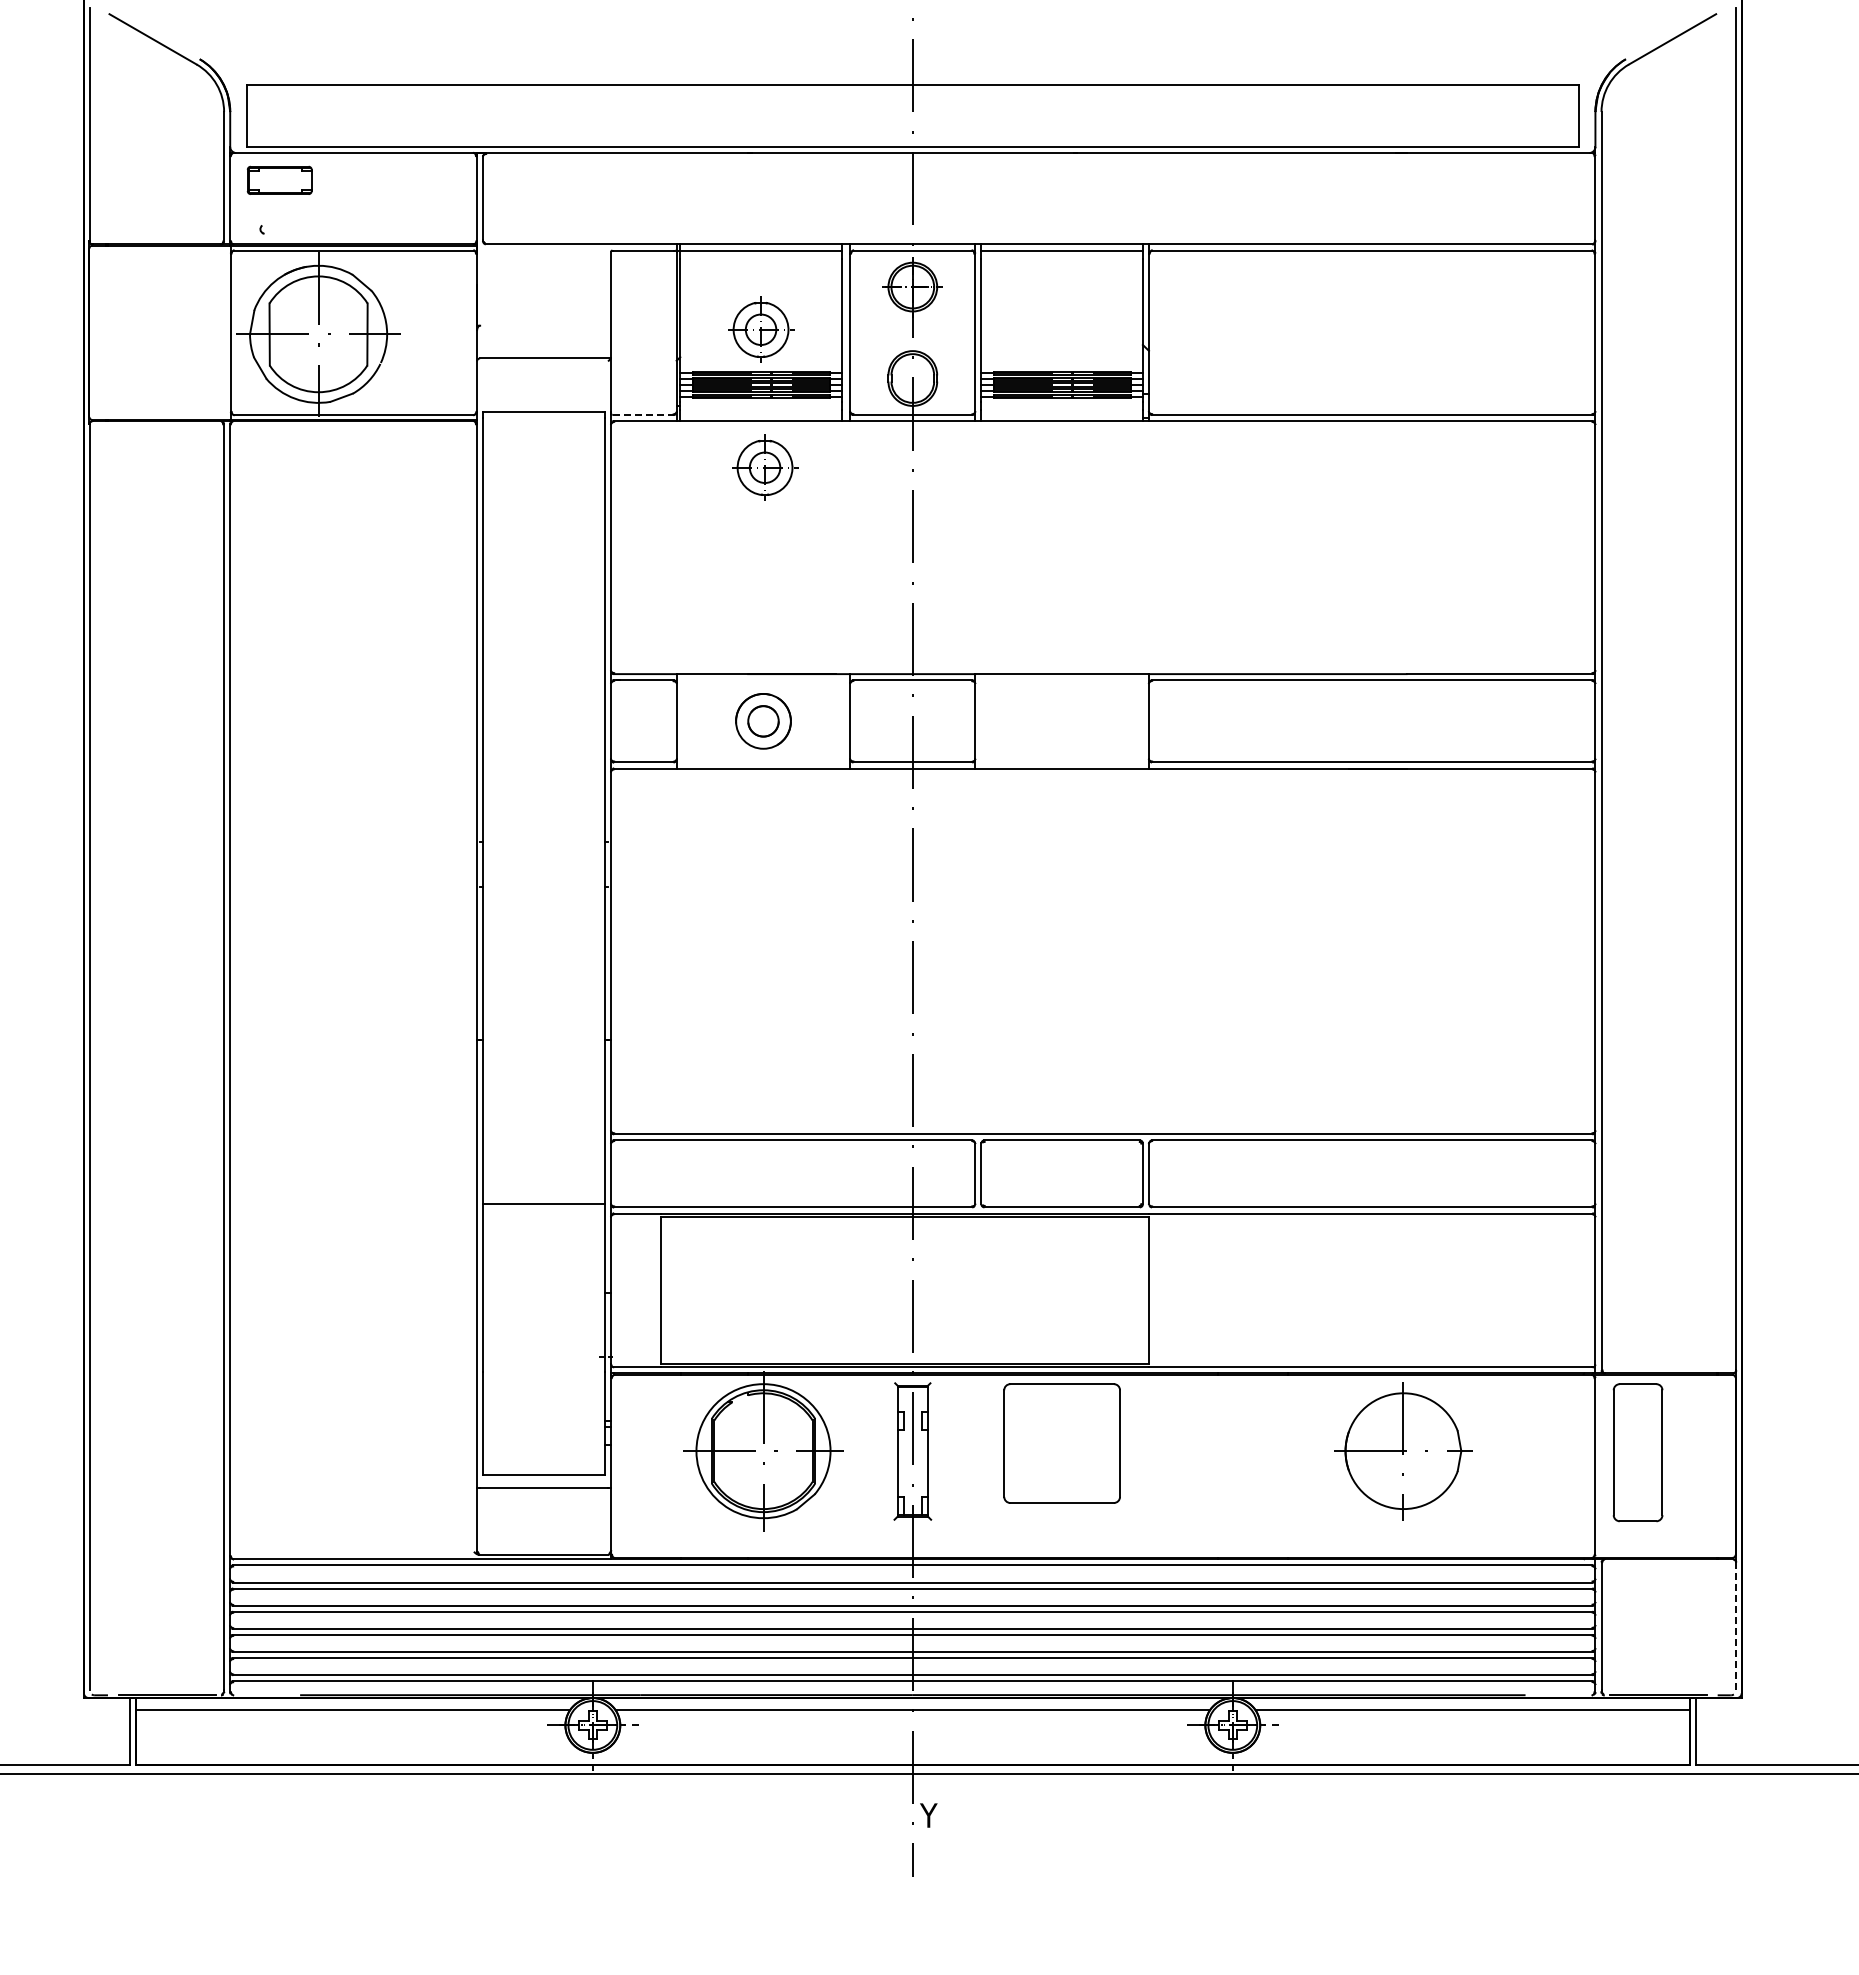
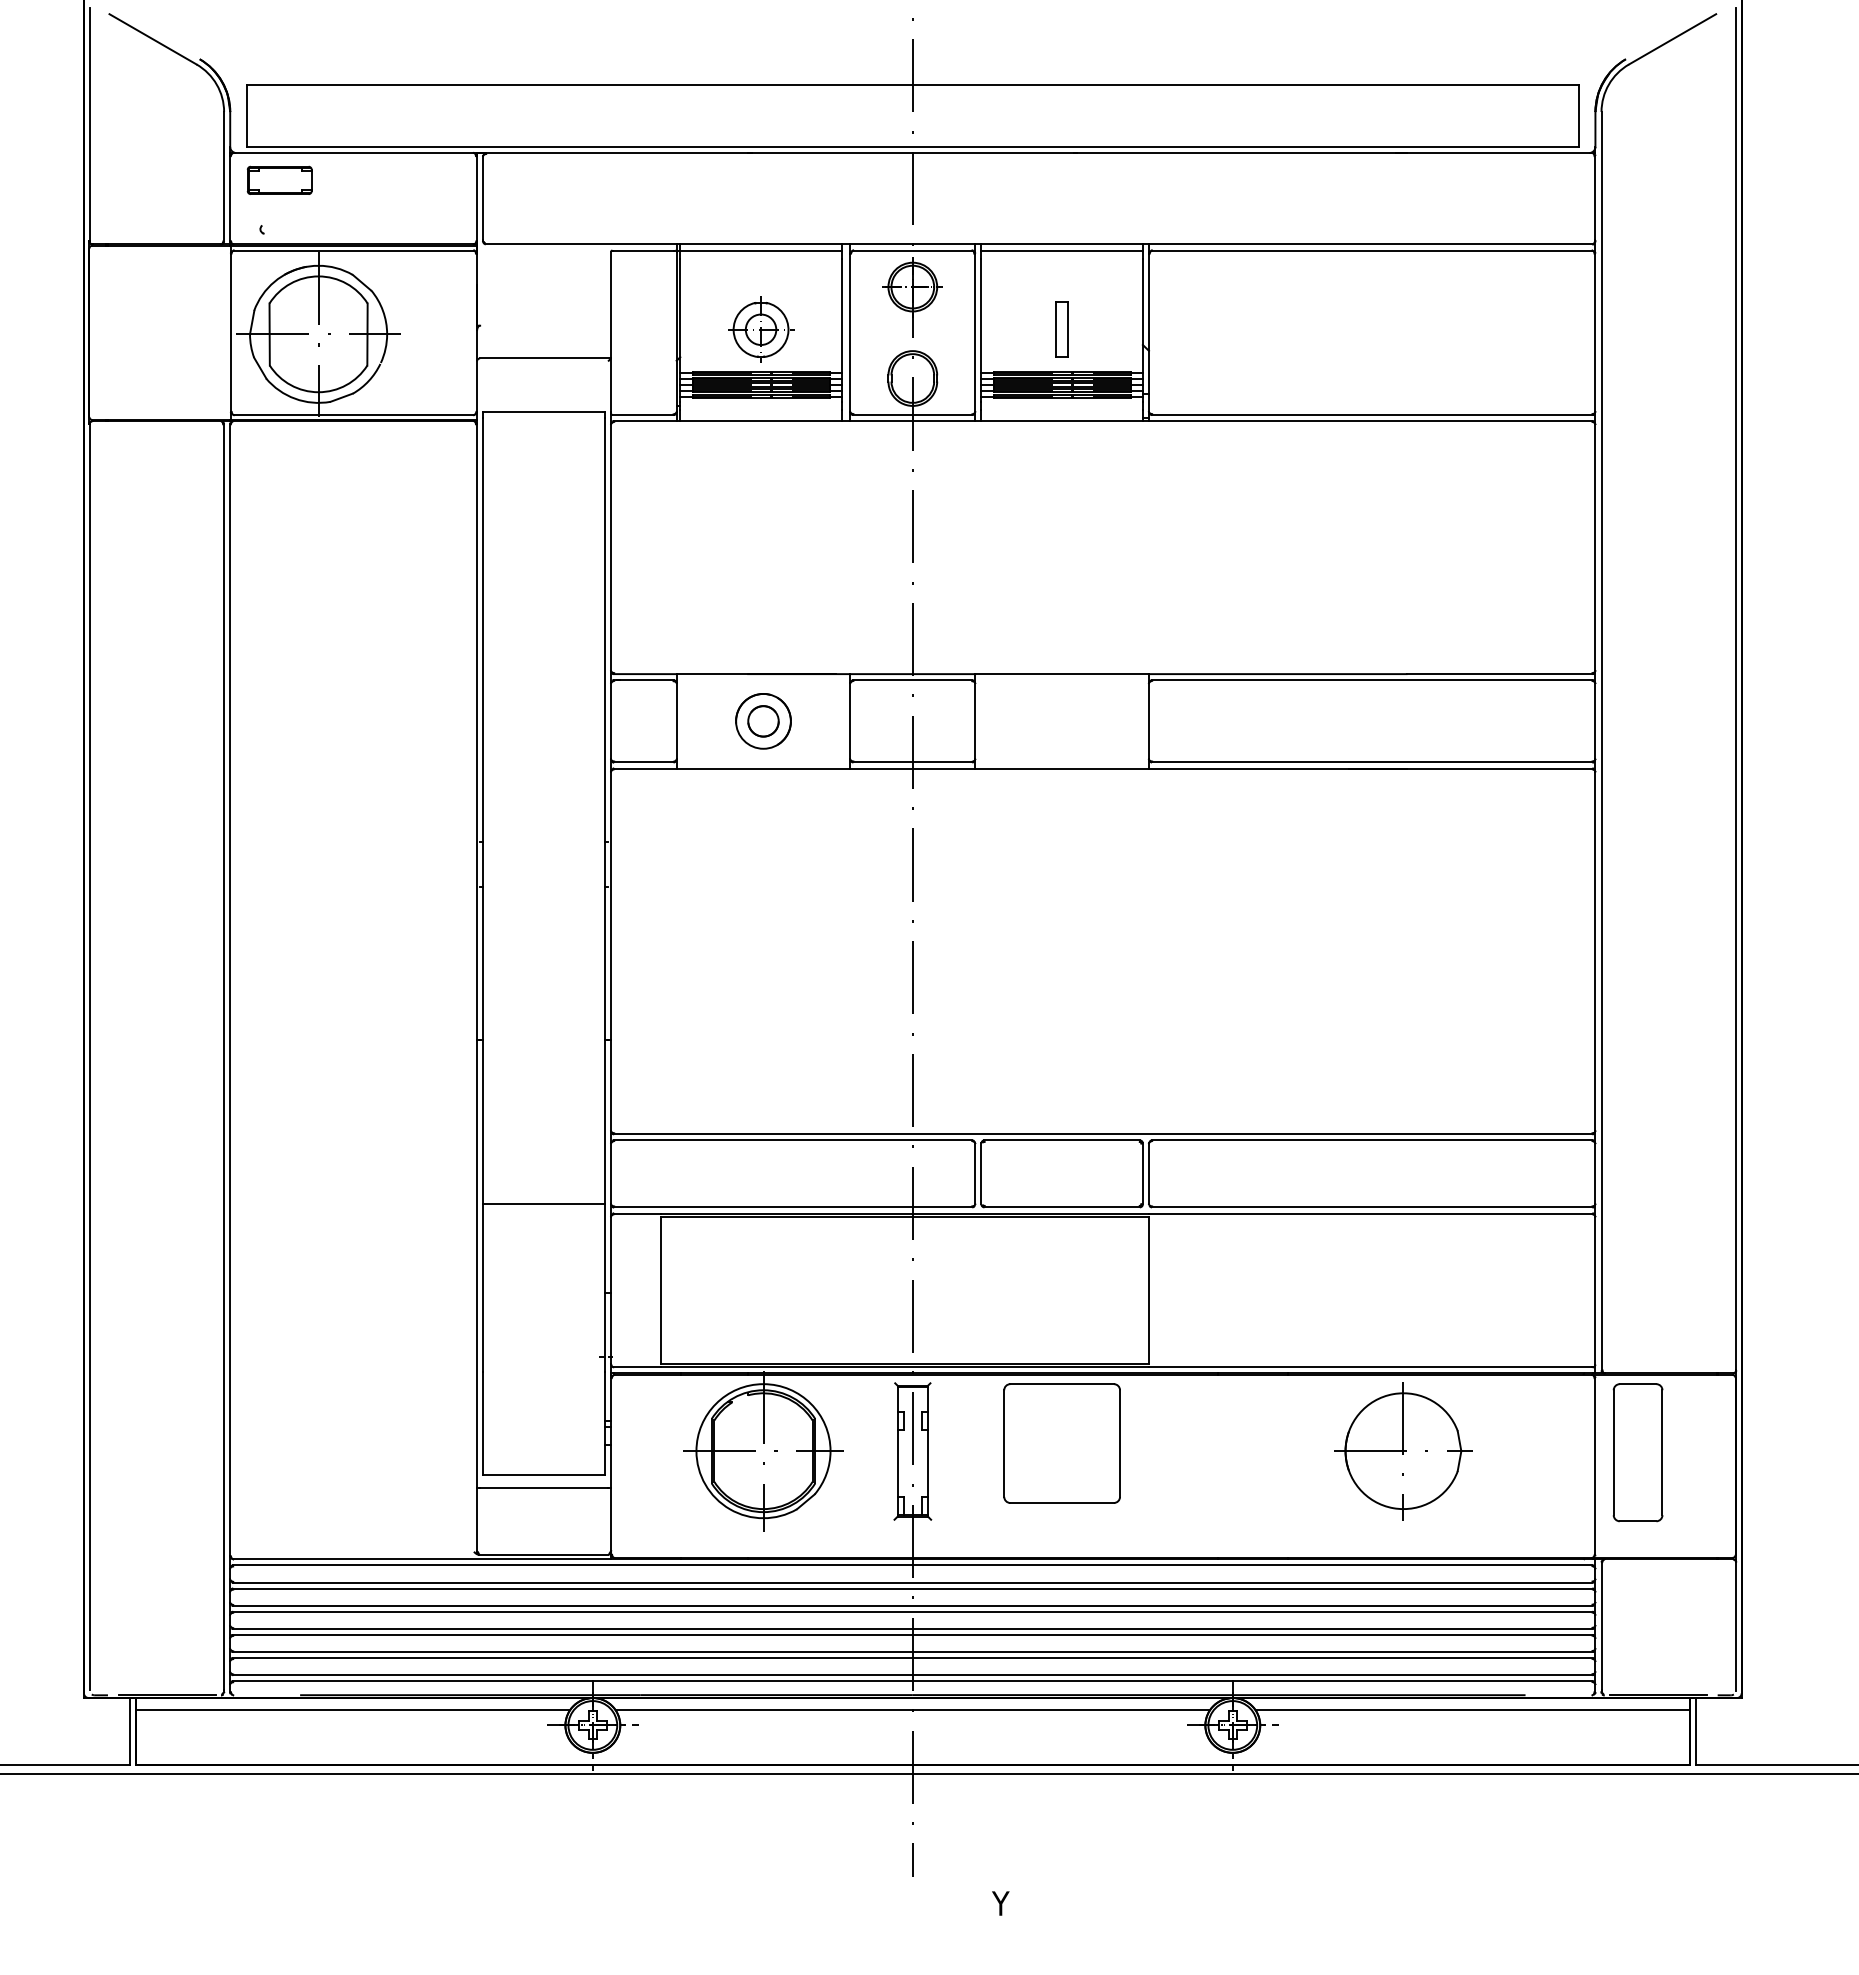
part: none -> present (1061, 329)
line: dashed -> solid (643, 415)
part: present -> none (765, 467)
line: dashed -> solid (1735, 1626)
text position: (928, 1815) -> (1000, 1903) (1000, 1903)
